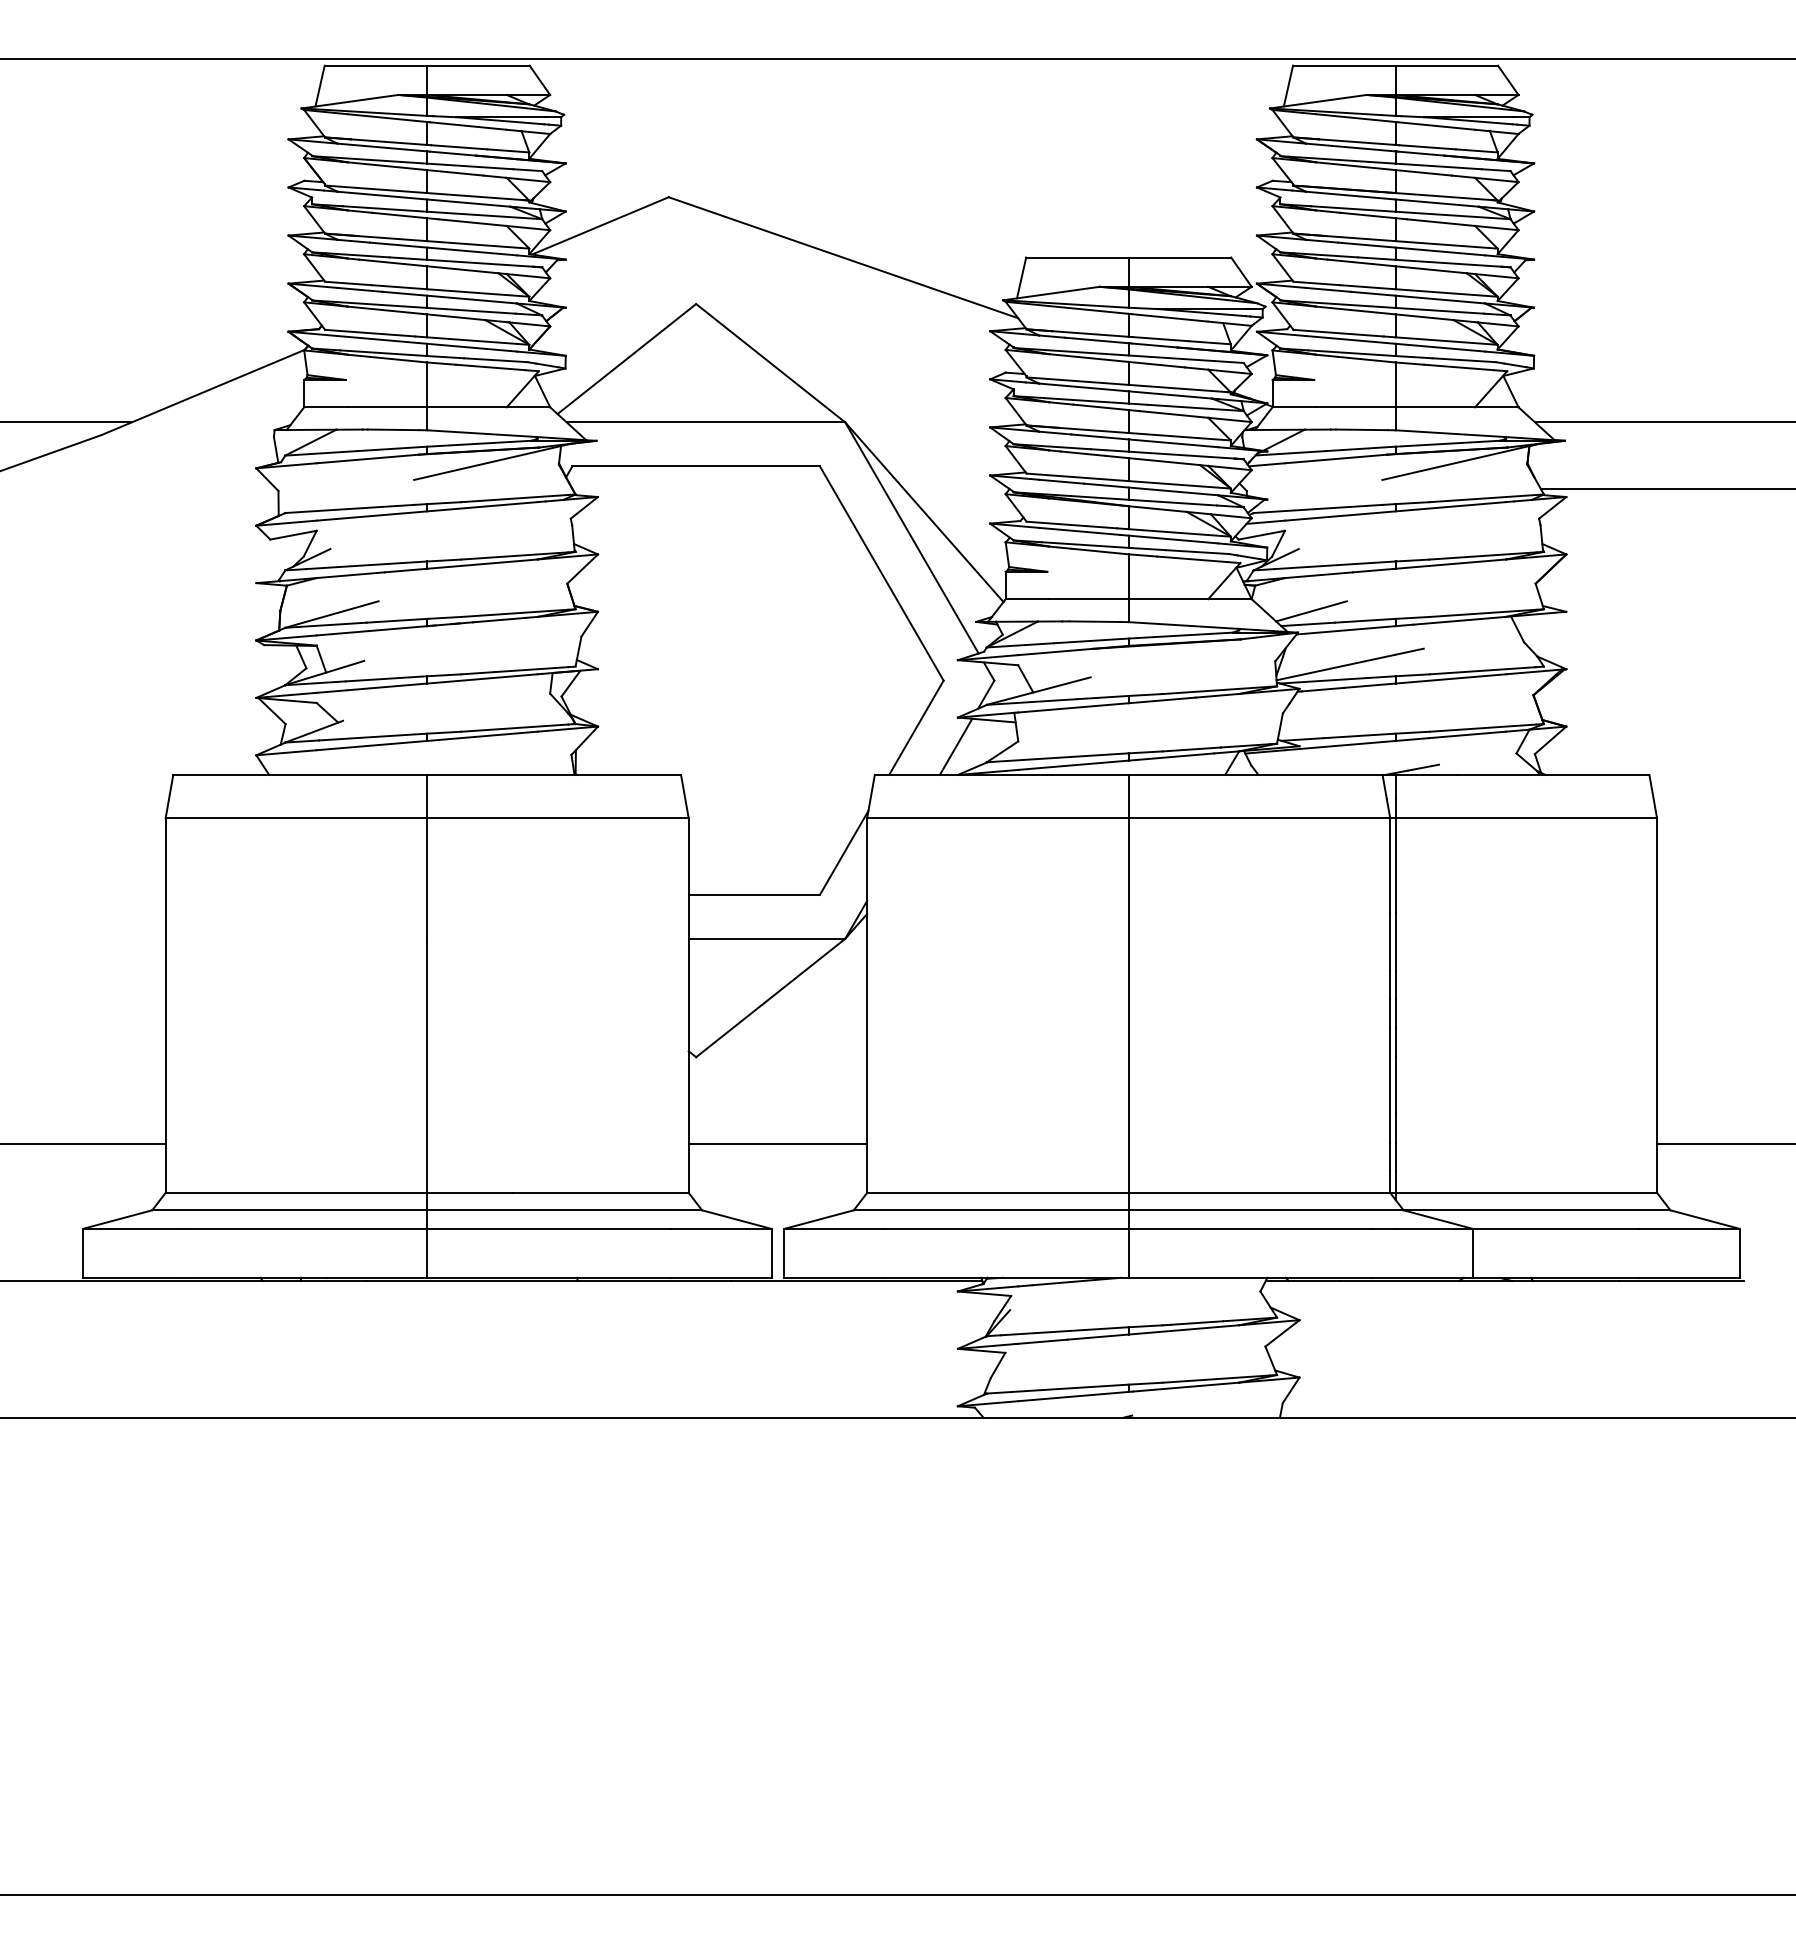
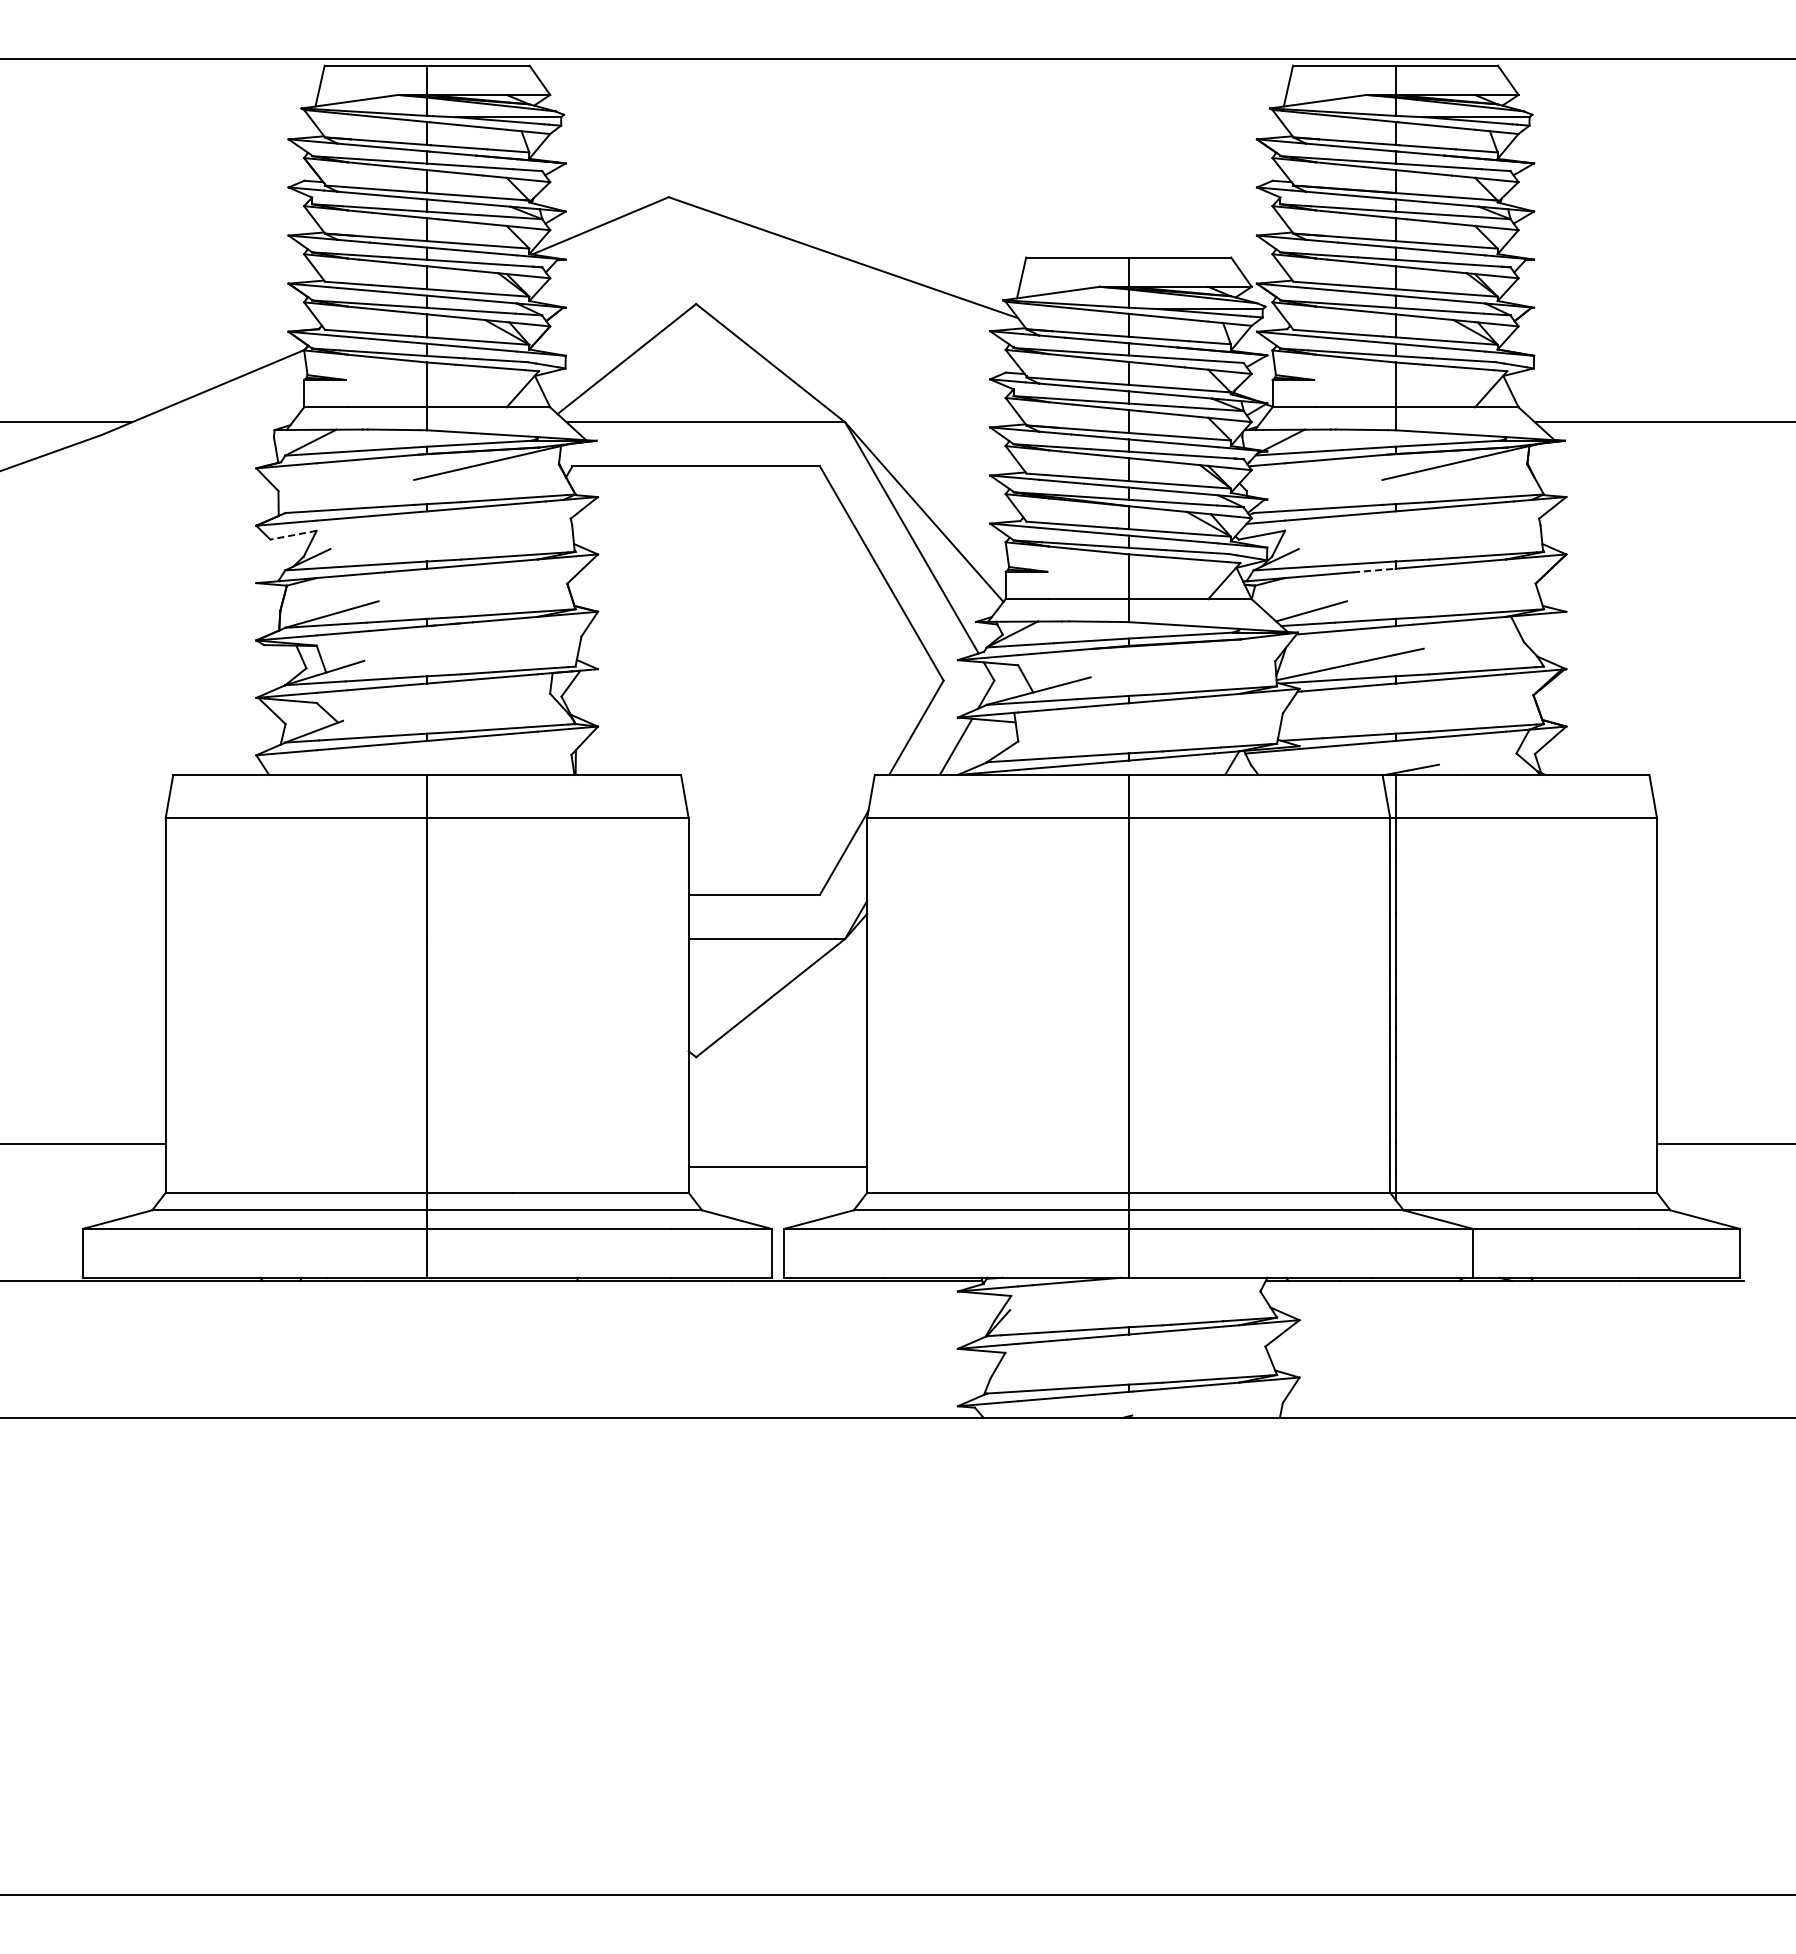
line: present -> none (1666, 489)
line: solid -> dashed (293, 535)
line: solid -> dashed (1374, 570)
line position: (777, 1144) -> (777, 1167) (777, 1167)
